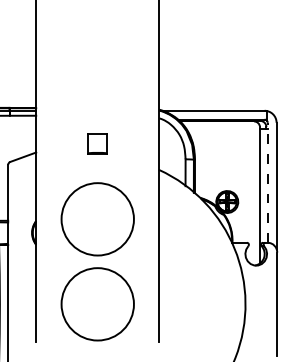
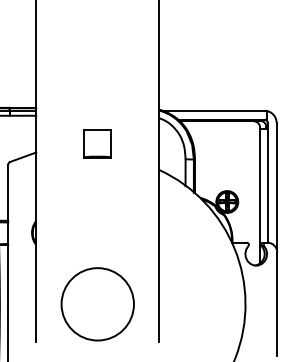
part size: 21x22 px -> 29x30 px (97, 143)
line: dashed -> solid (267, 182)
circle: present -> none (97, 219)
